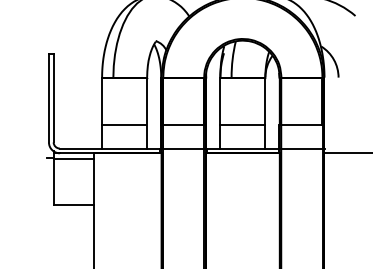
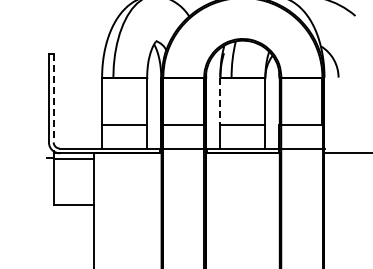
line: solid -> dashed (53, 98)
line: solid -> dashed (220, 101)
